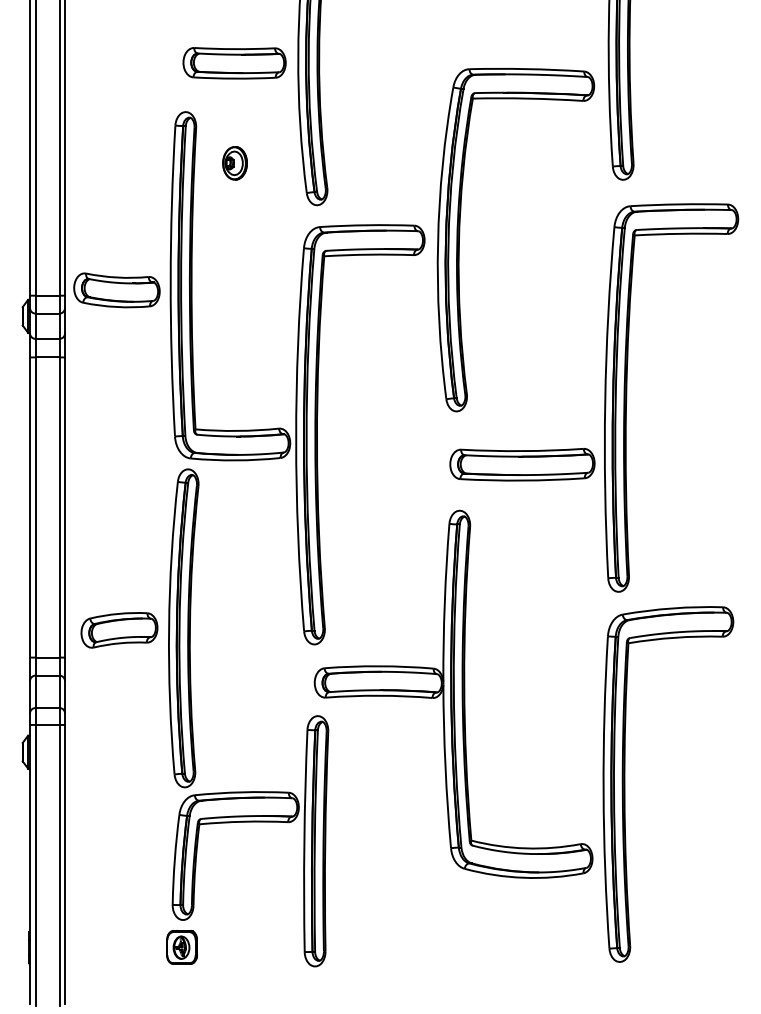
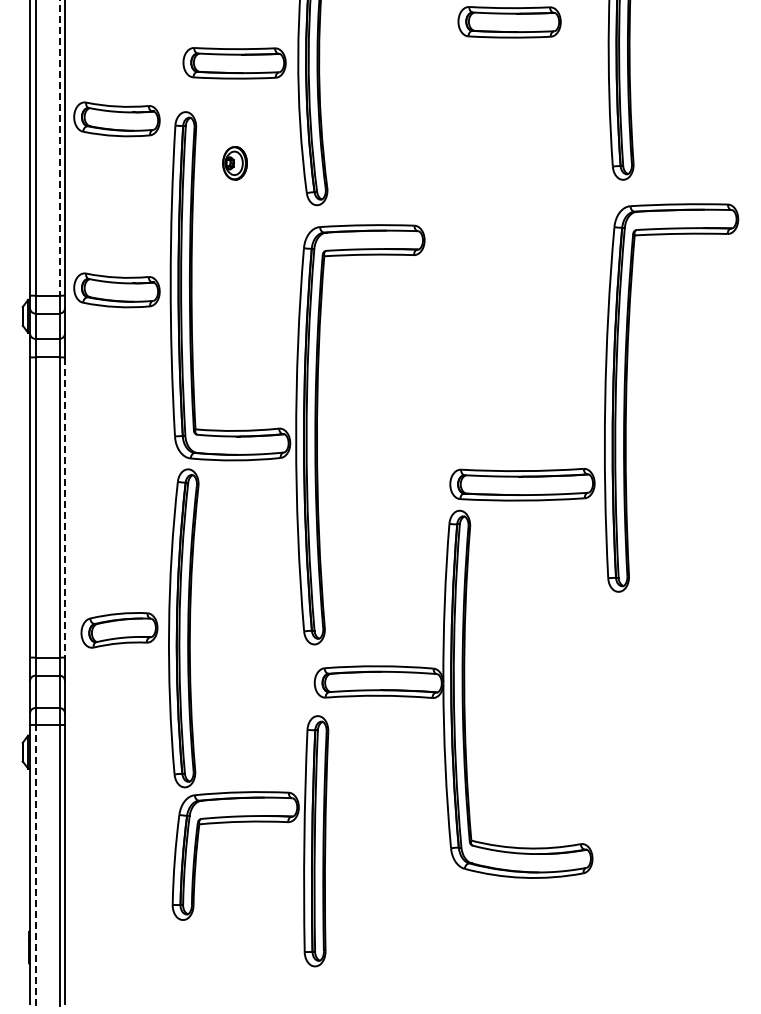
part: none -> present (509, 22)
part: none -> present (116, 119)
line: solid -> dashed (59, 148)
part: present -> none (460, 234)
part position: (522, 464) -> (522, 484) (522, 484)
line: solid -> dashed (65, 508)
part: present -> none (625, 784)
line: solid -> dashed (35, 865)
part: present -> none (181, 947)
